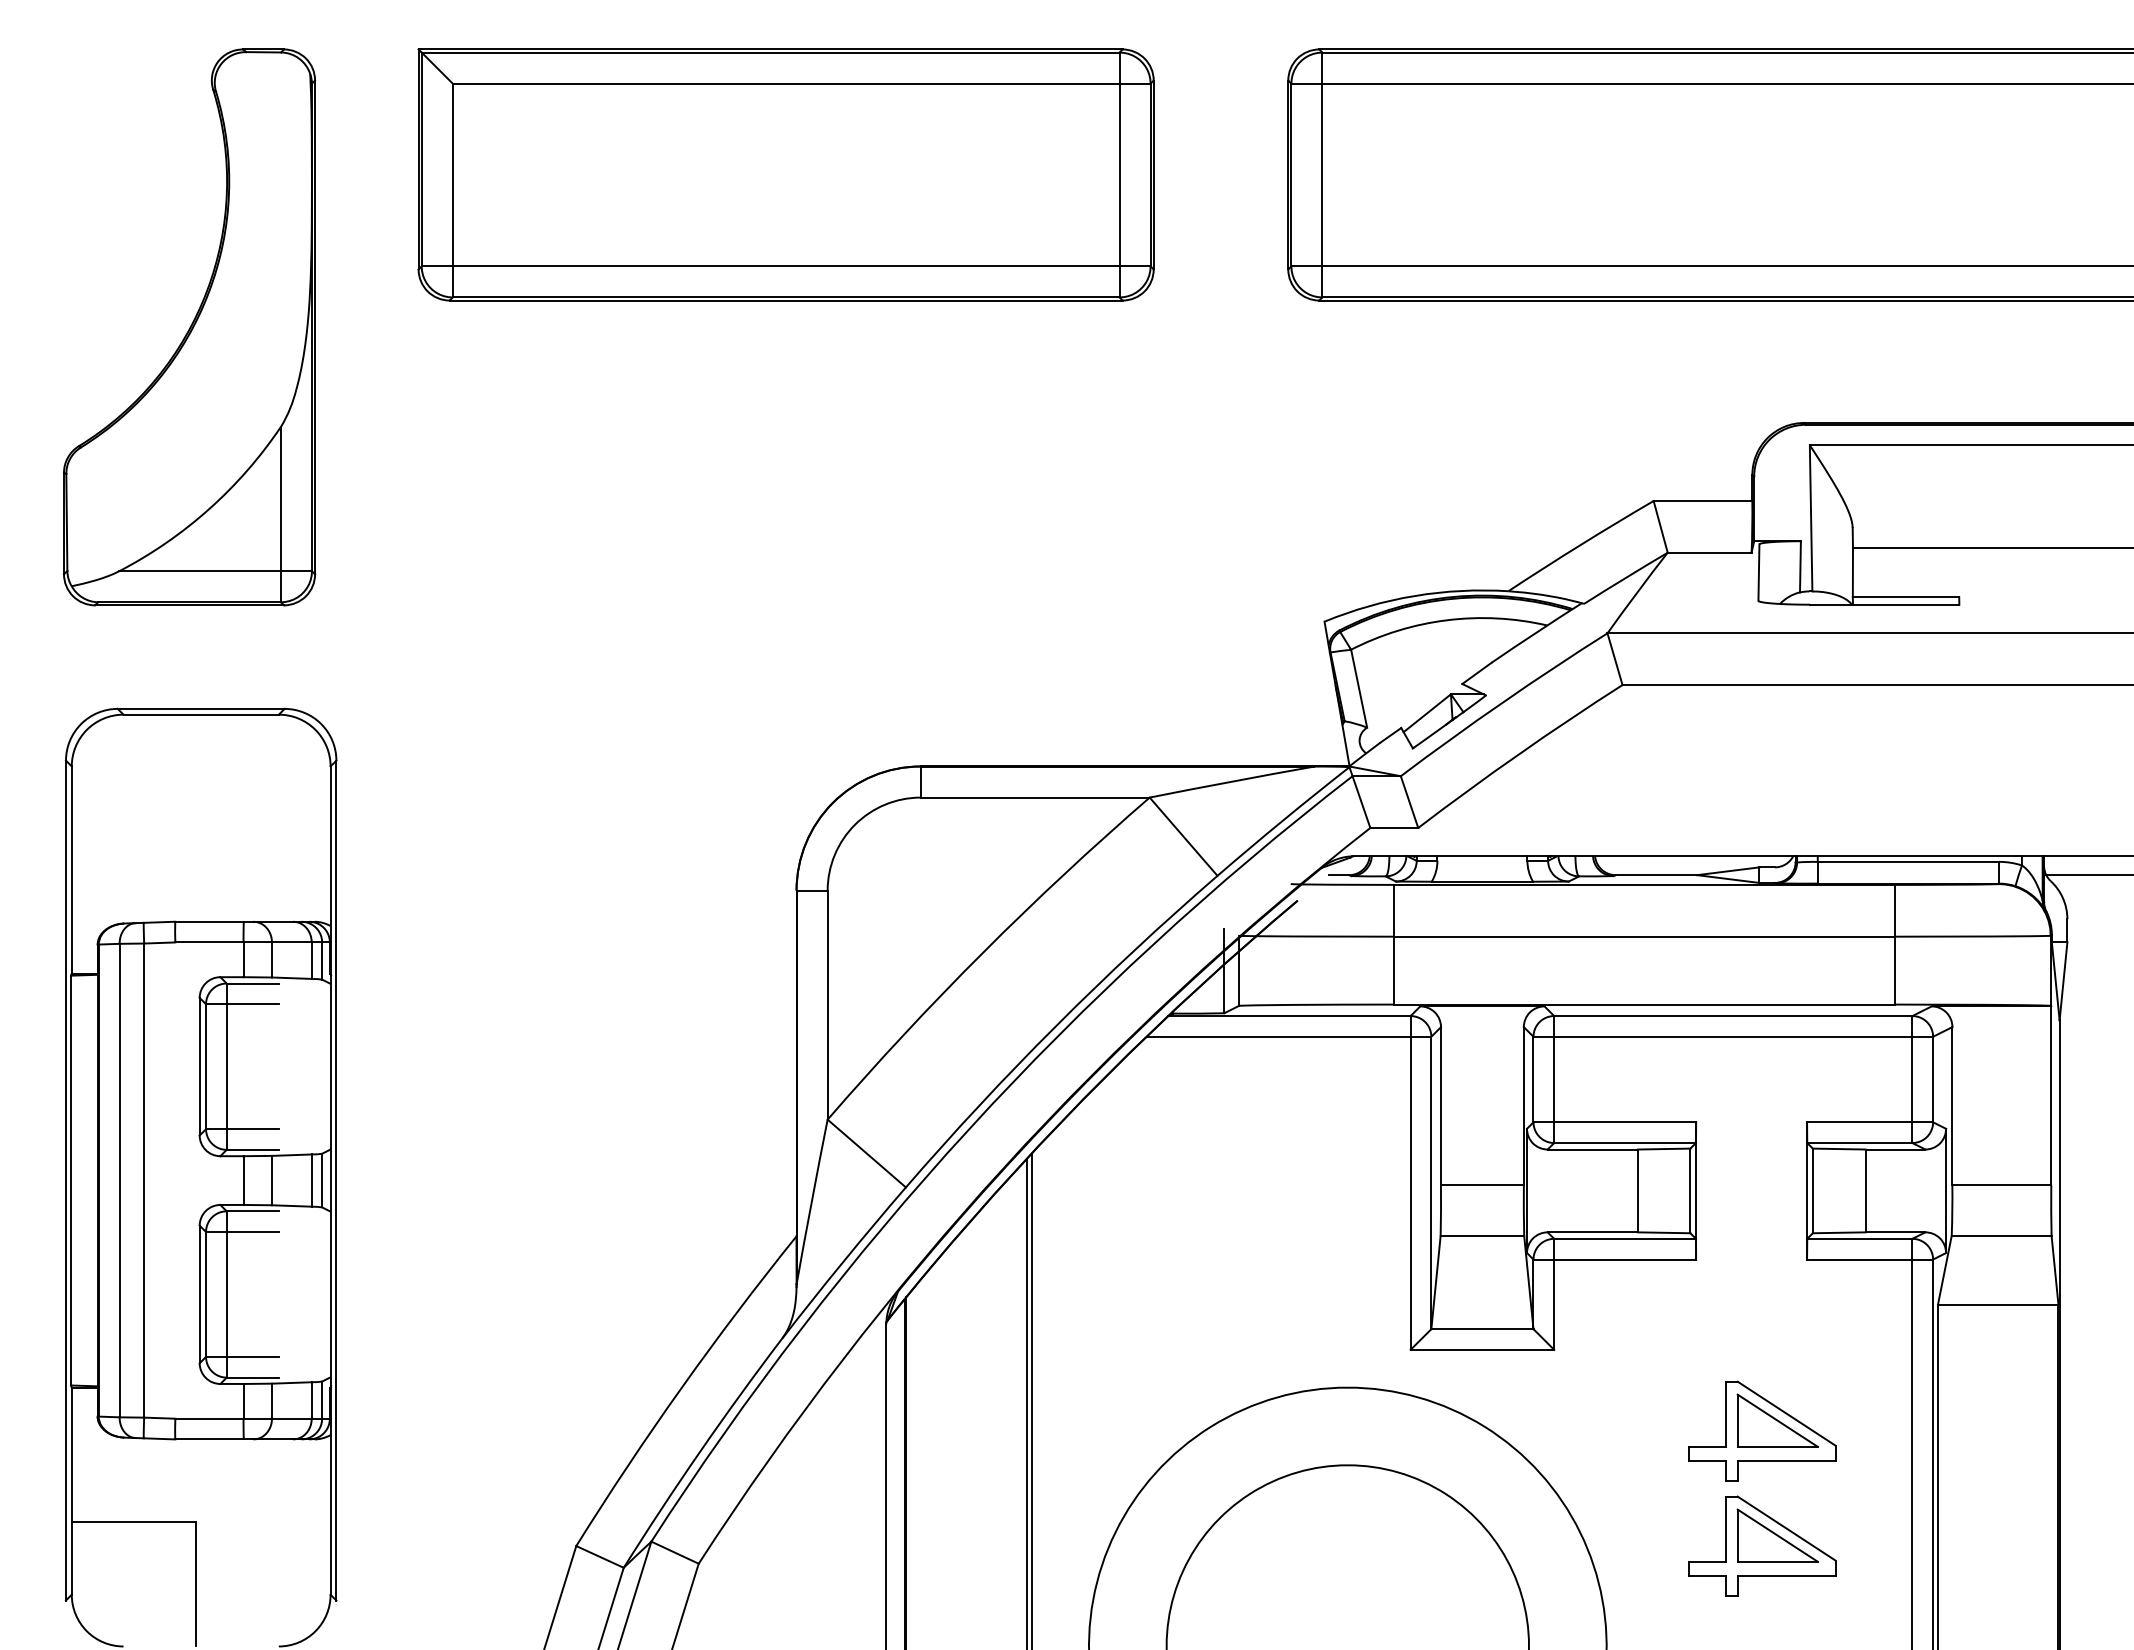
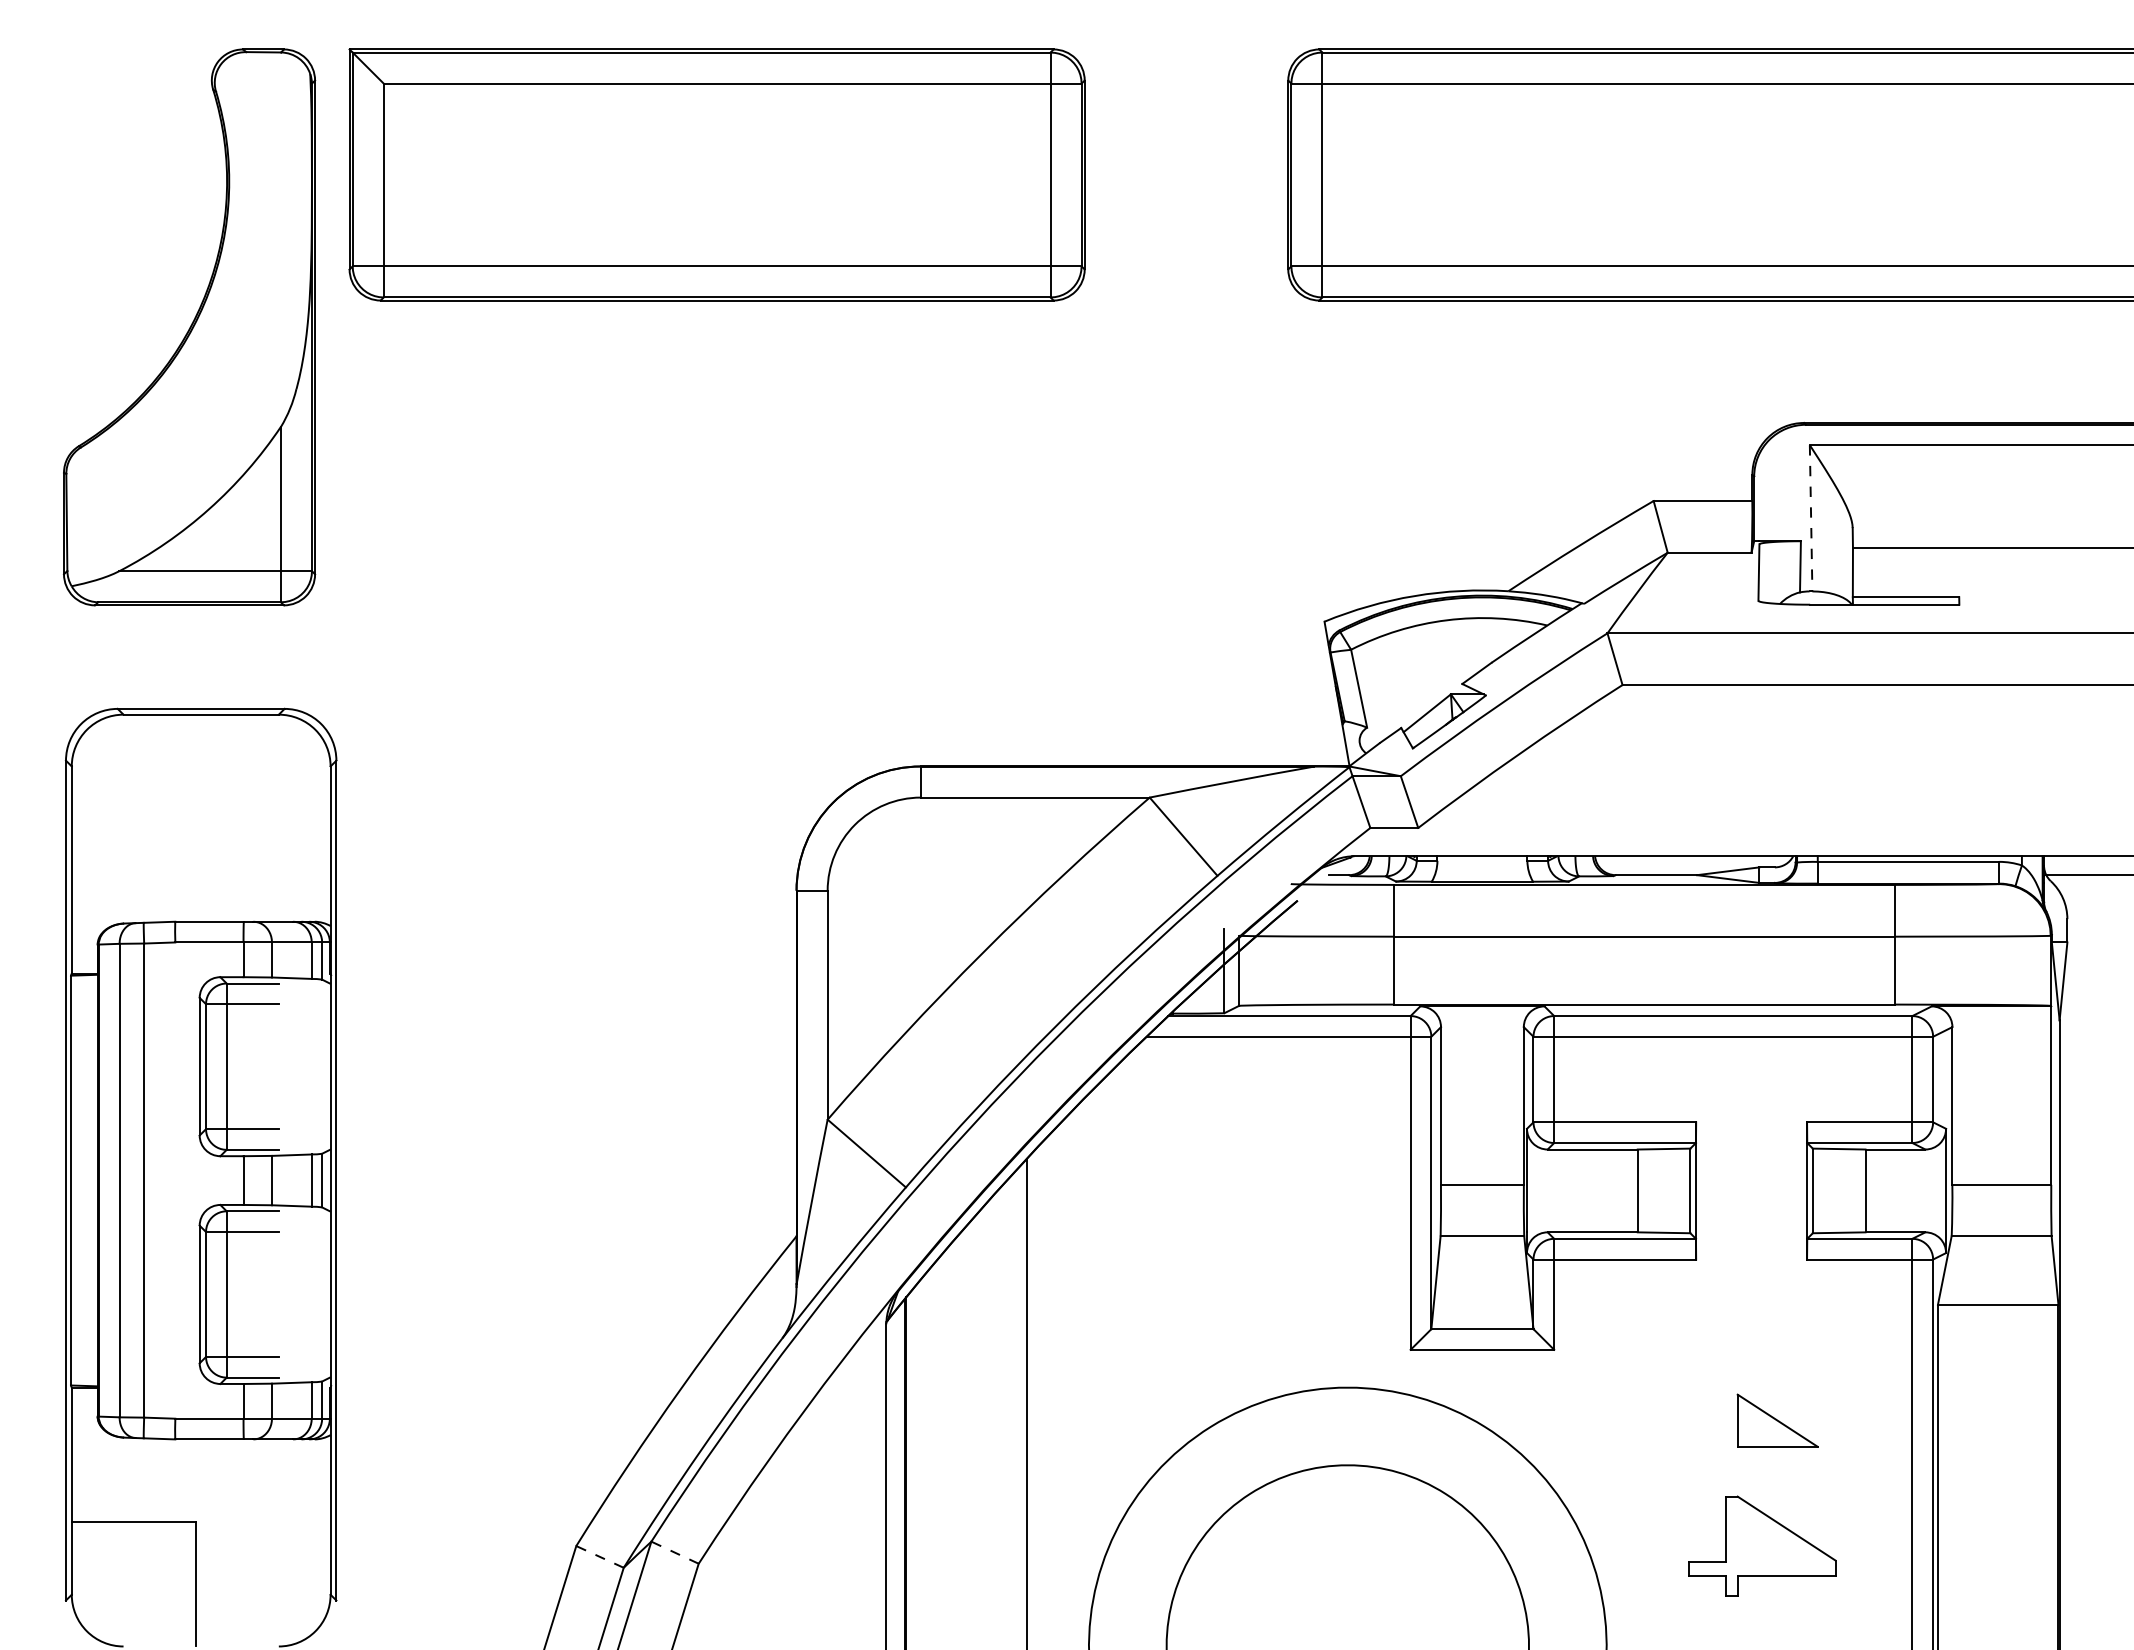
part position: (785, 174) -> (716, 174) (716, 174)
line: solid -> dashed (1811, 518)
line: present -> none (1031, 1399)
part: present -> none (1762, 1430)
part: present -> none (1777, 1535)
line: solid -> dashed (674, 1552)
line: solid -> dashed (599, 1556)
